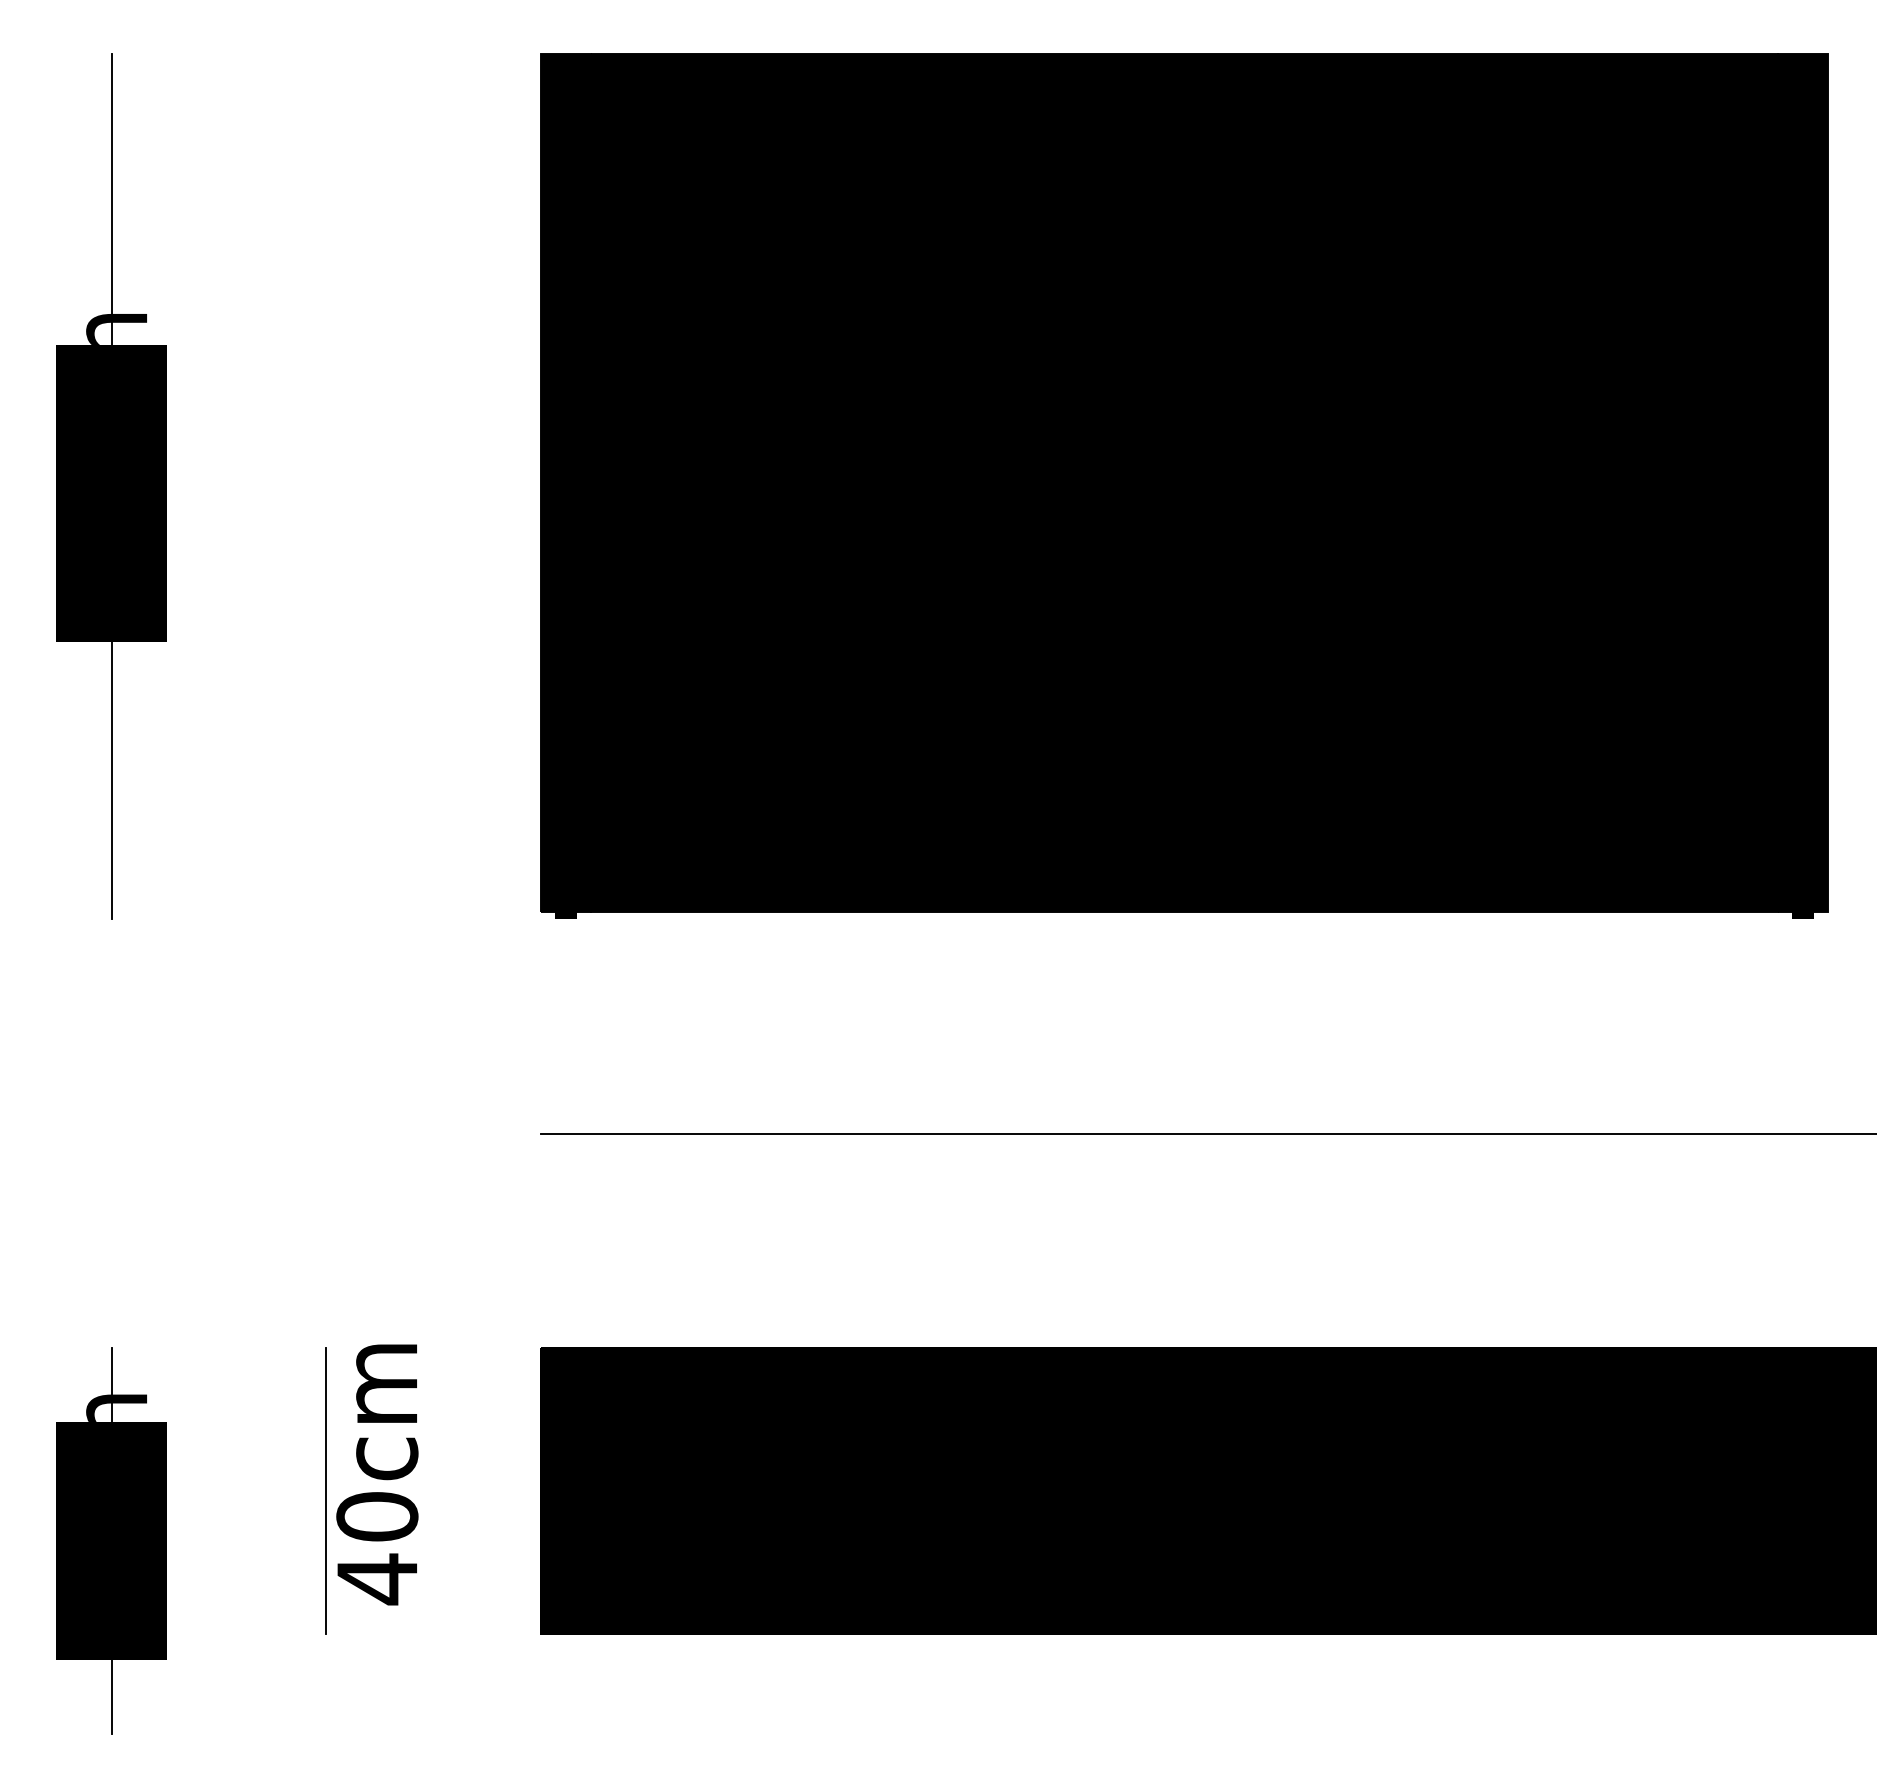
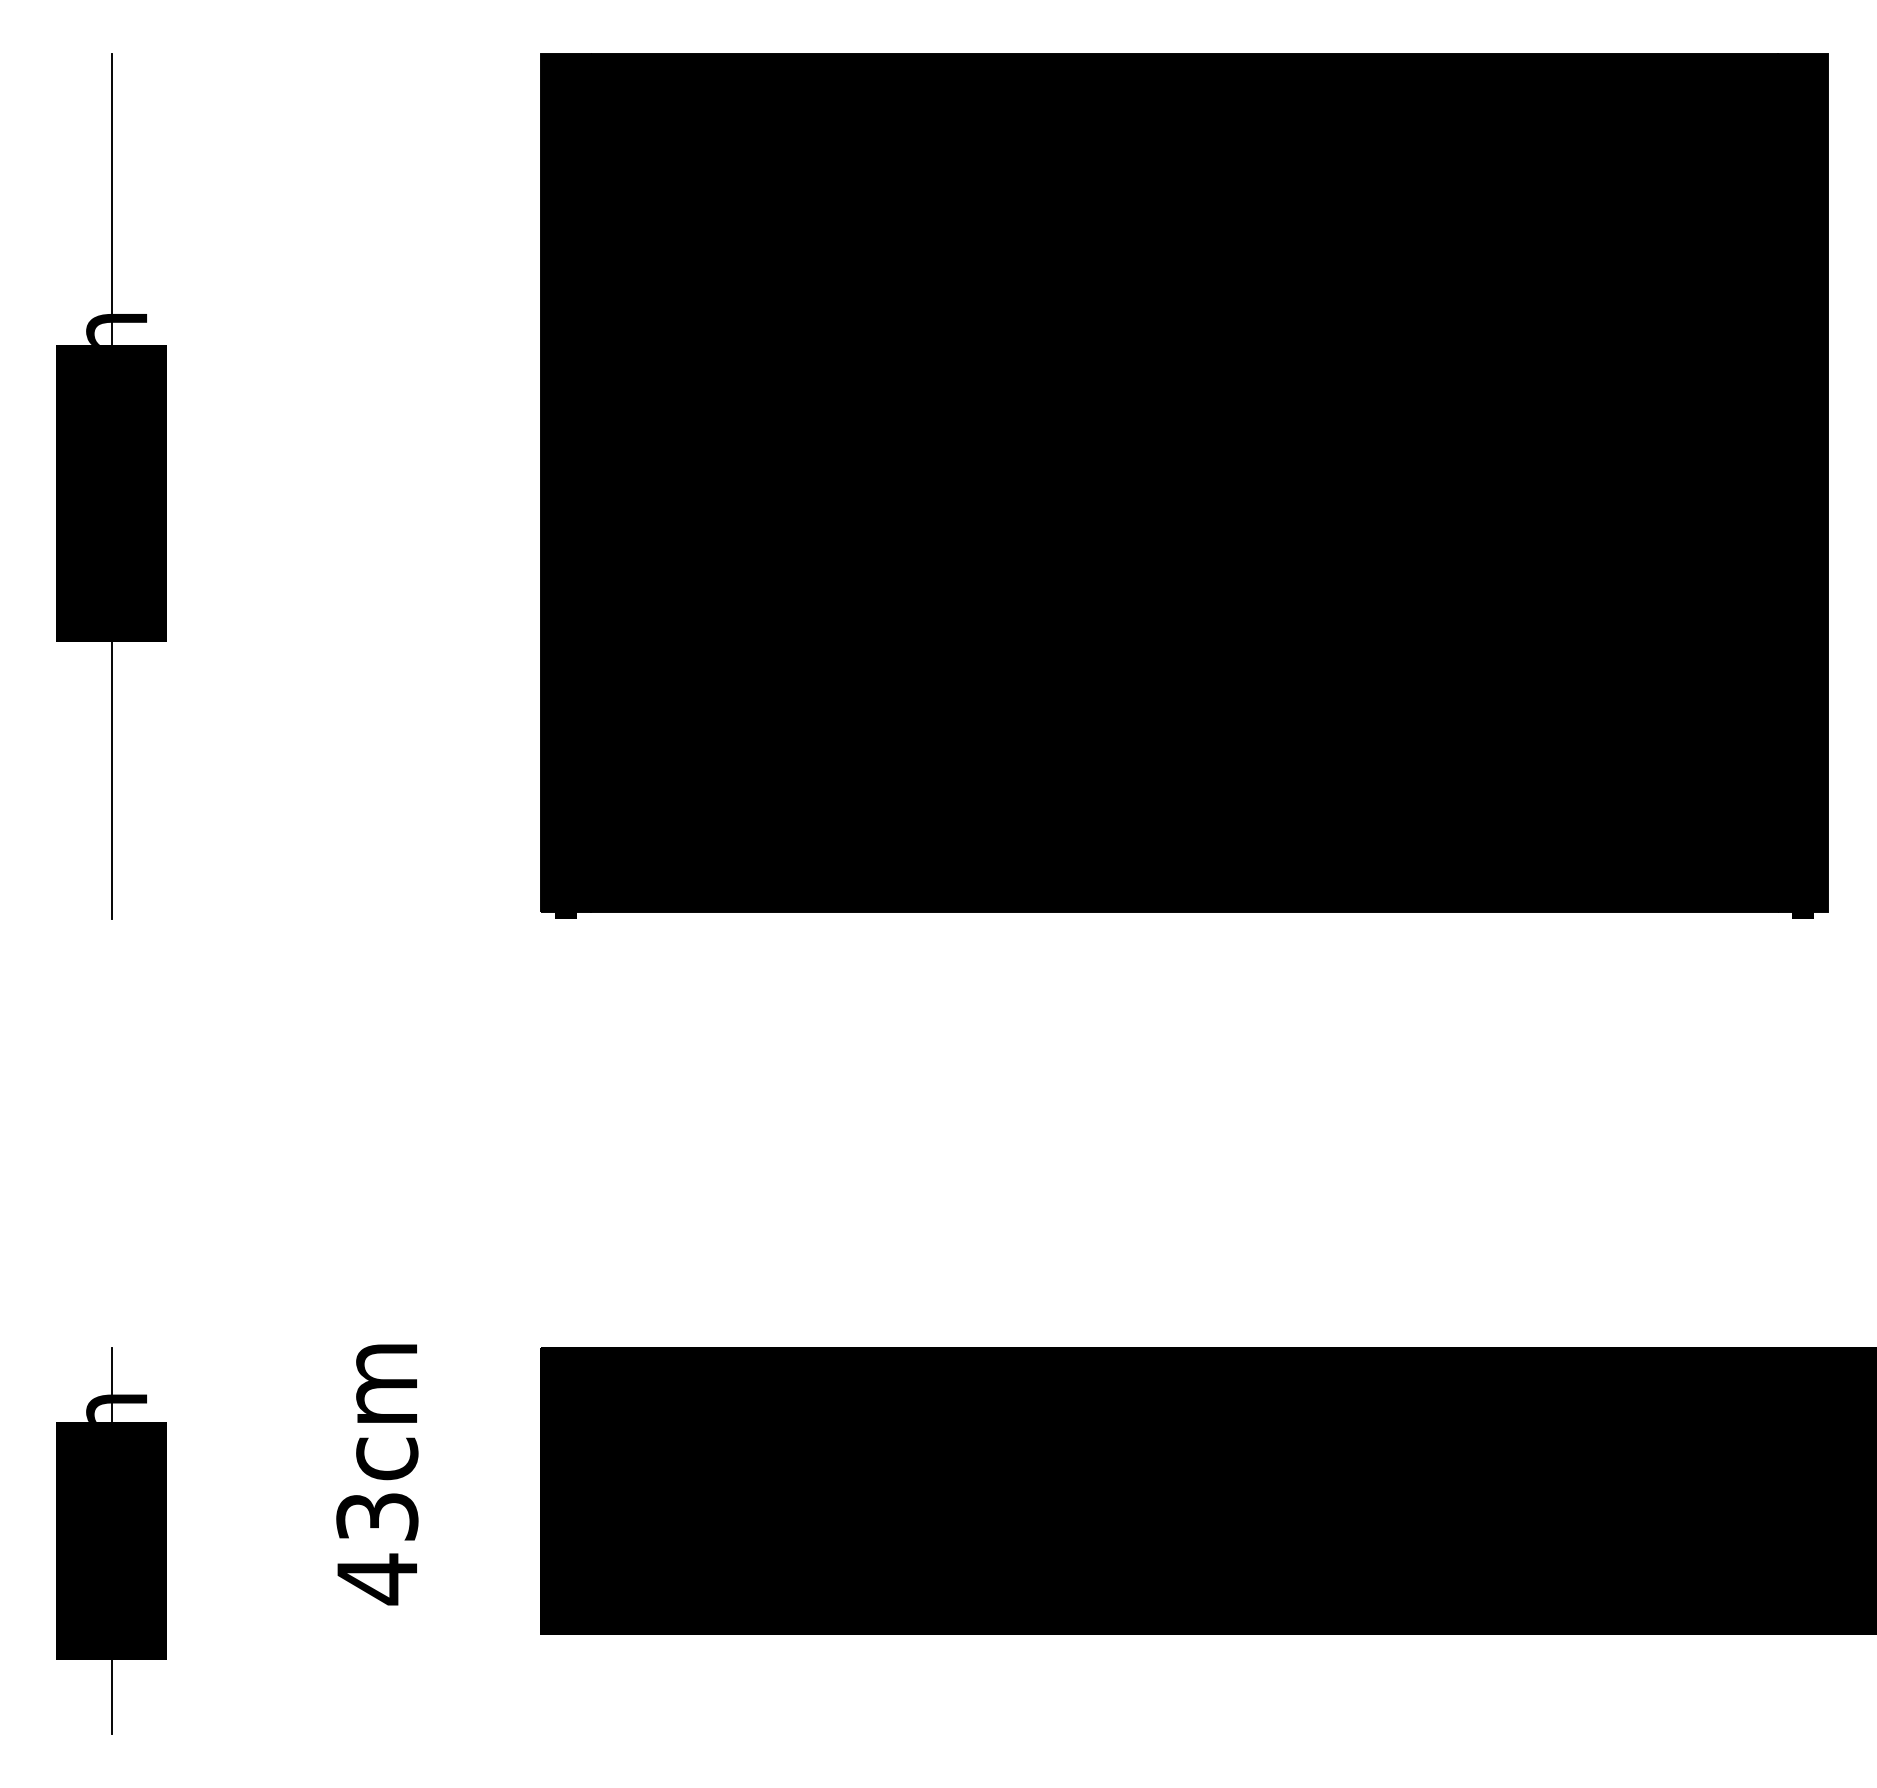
line: present -> none (1206, 1133)
line: present -> none (326, 1491)
text: 40cm -> 43cm (377, 1516)
